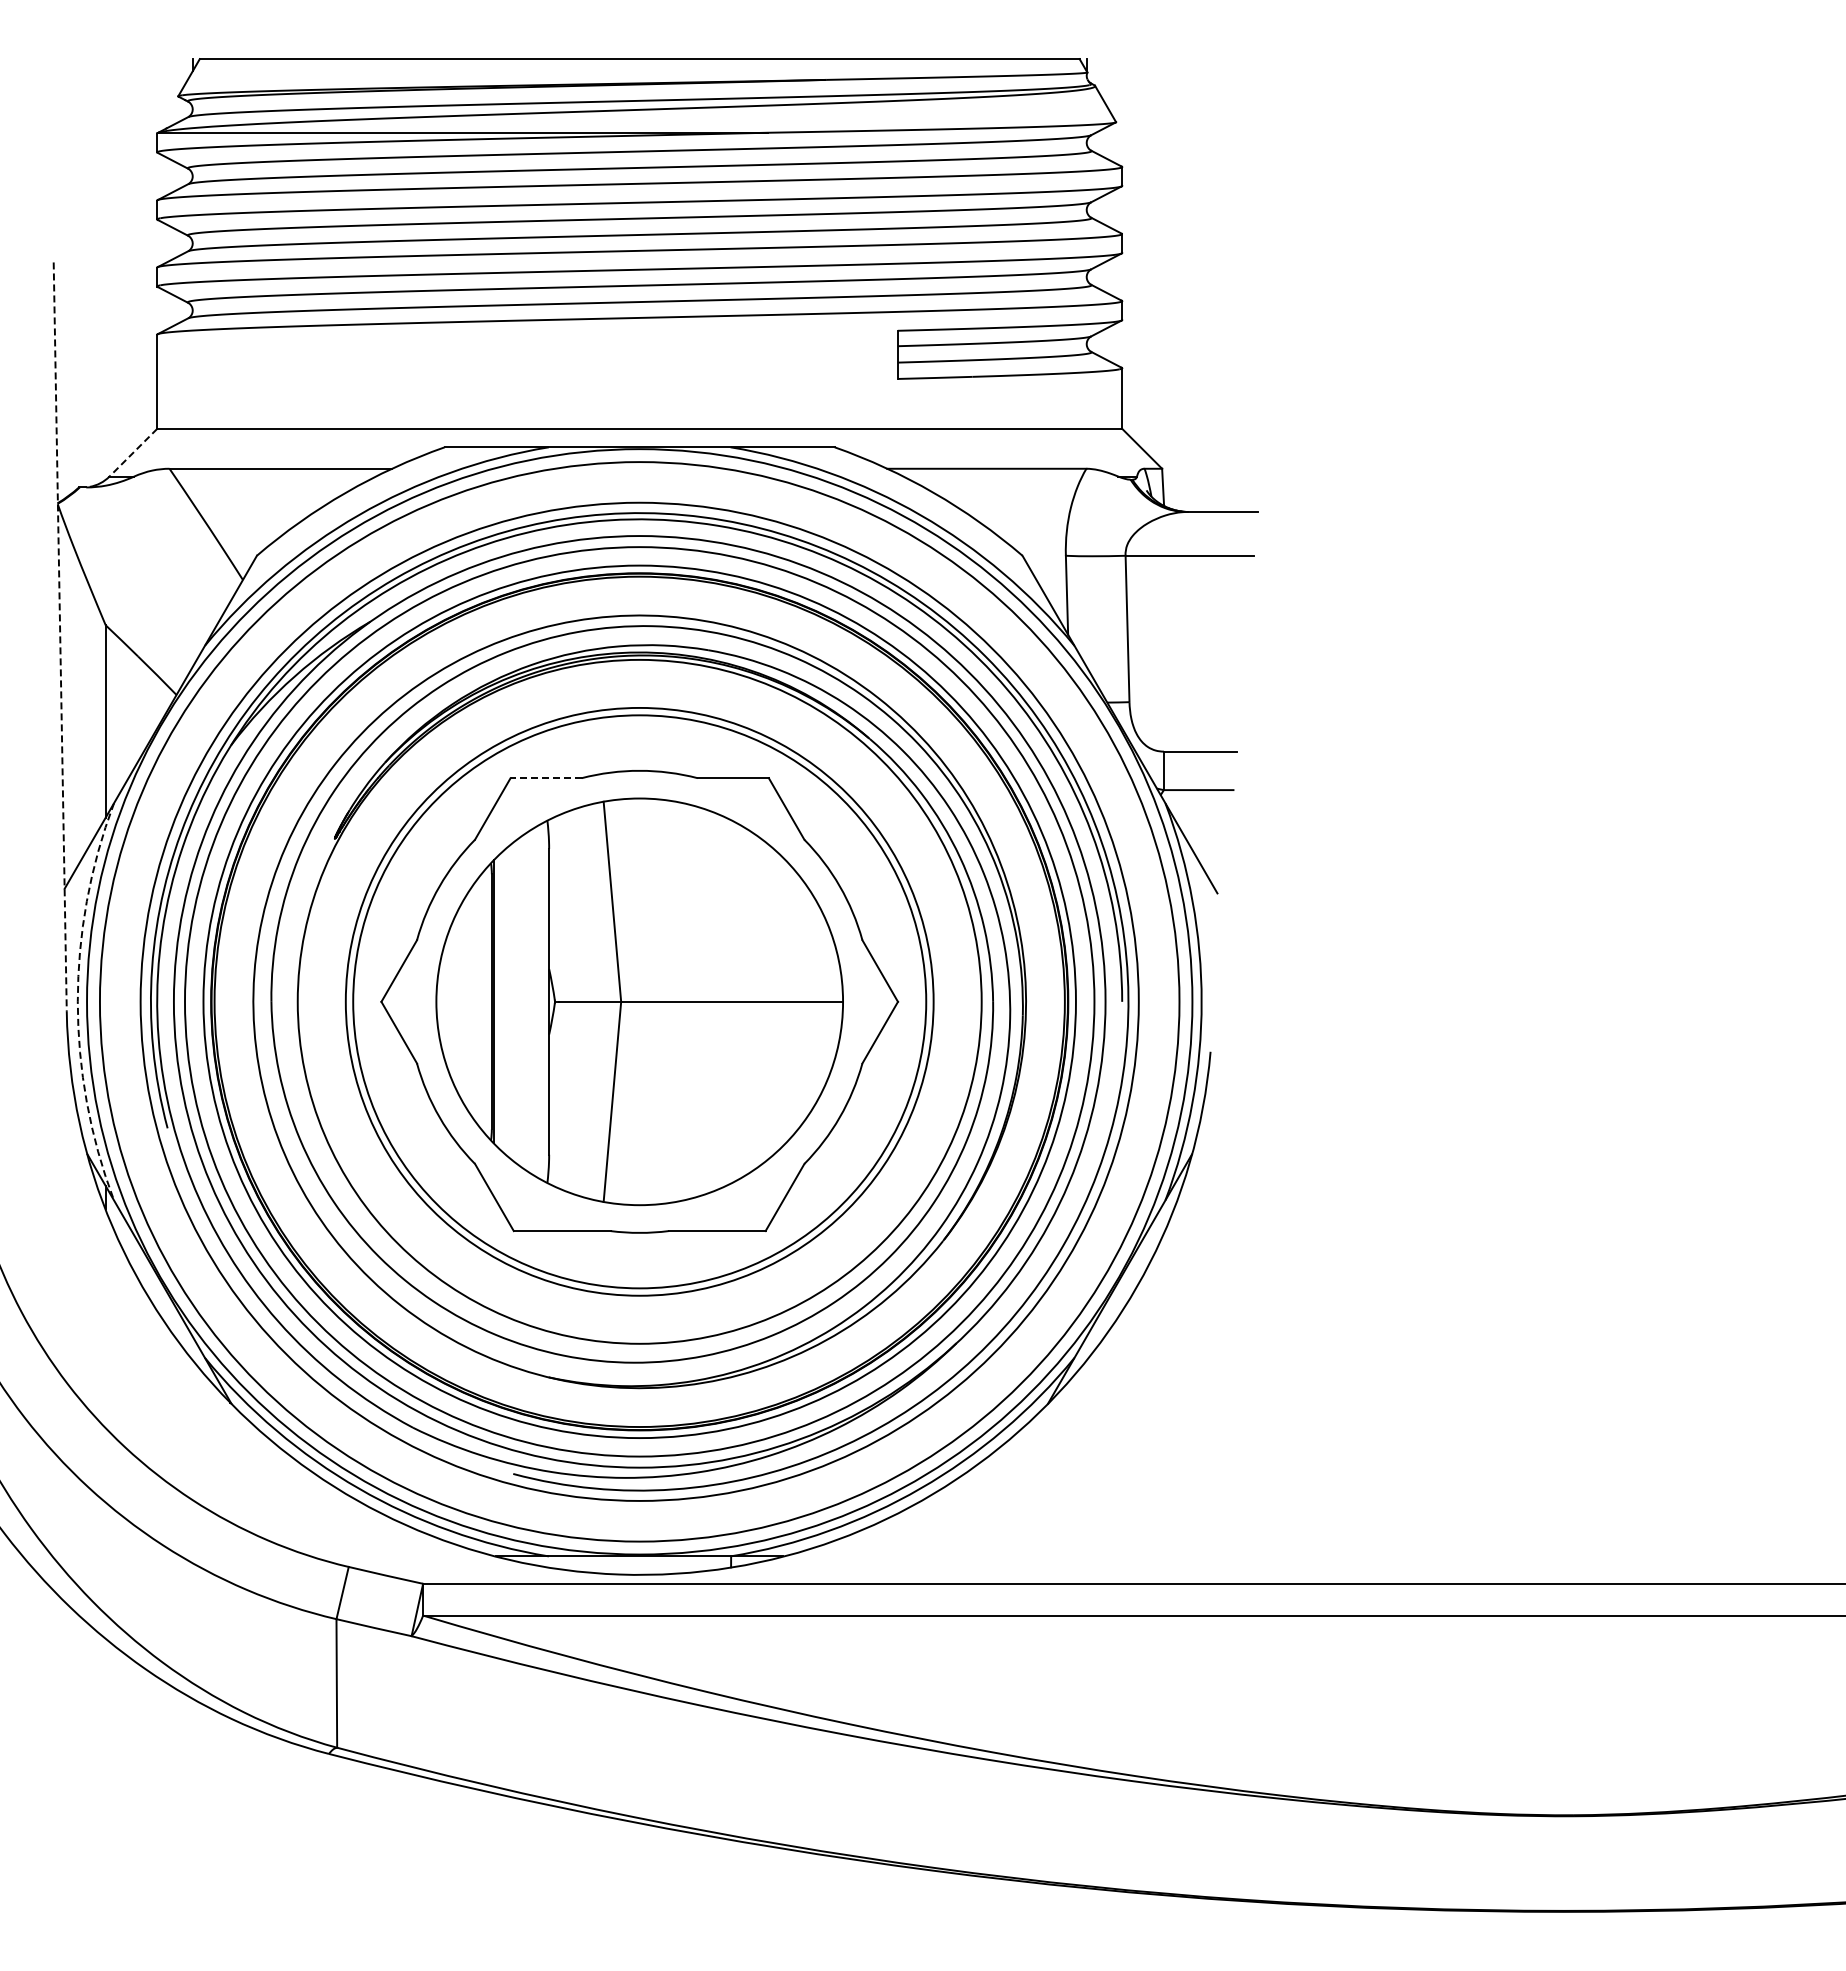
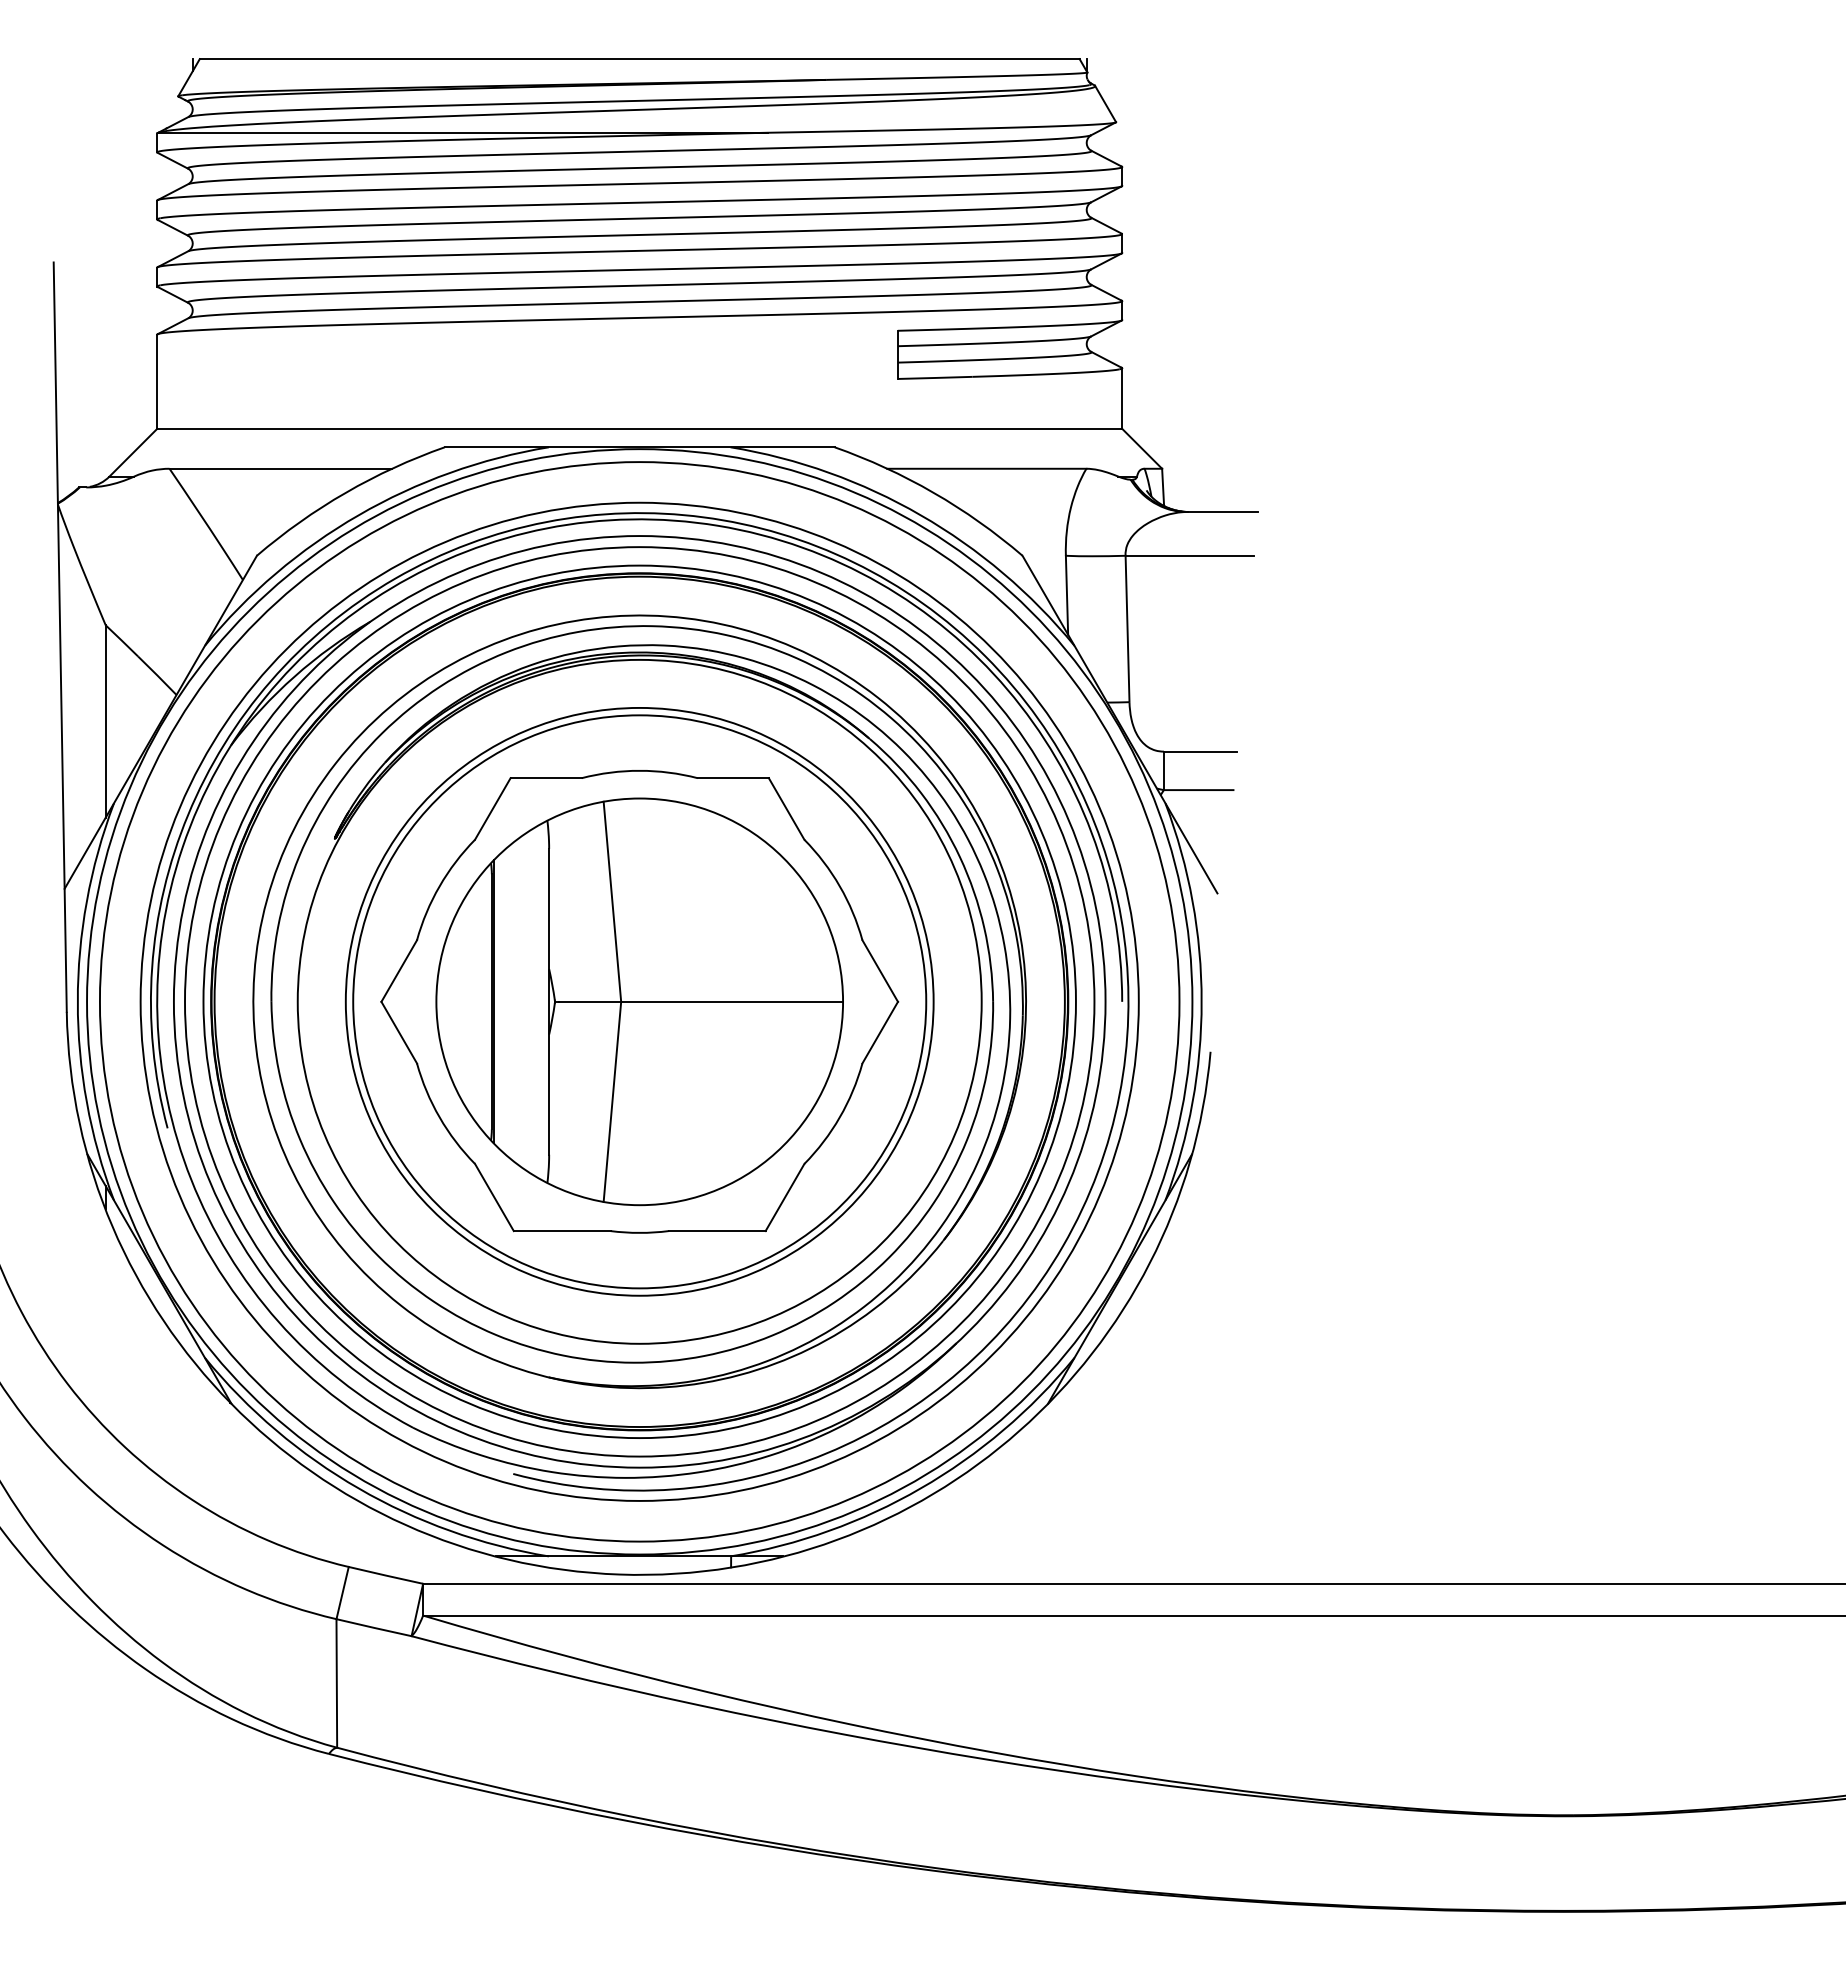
line: dashed -> solid (133, 452)
line: dashed -> solid (60, 637)
line: dashed -> solid (546, 778)
arc: dashed -> solid (77, 1001)
